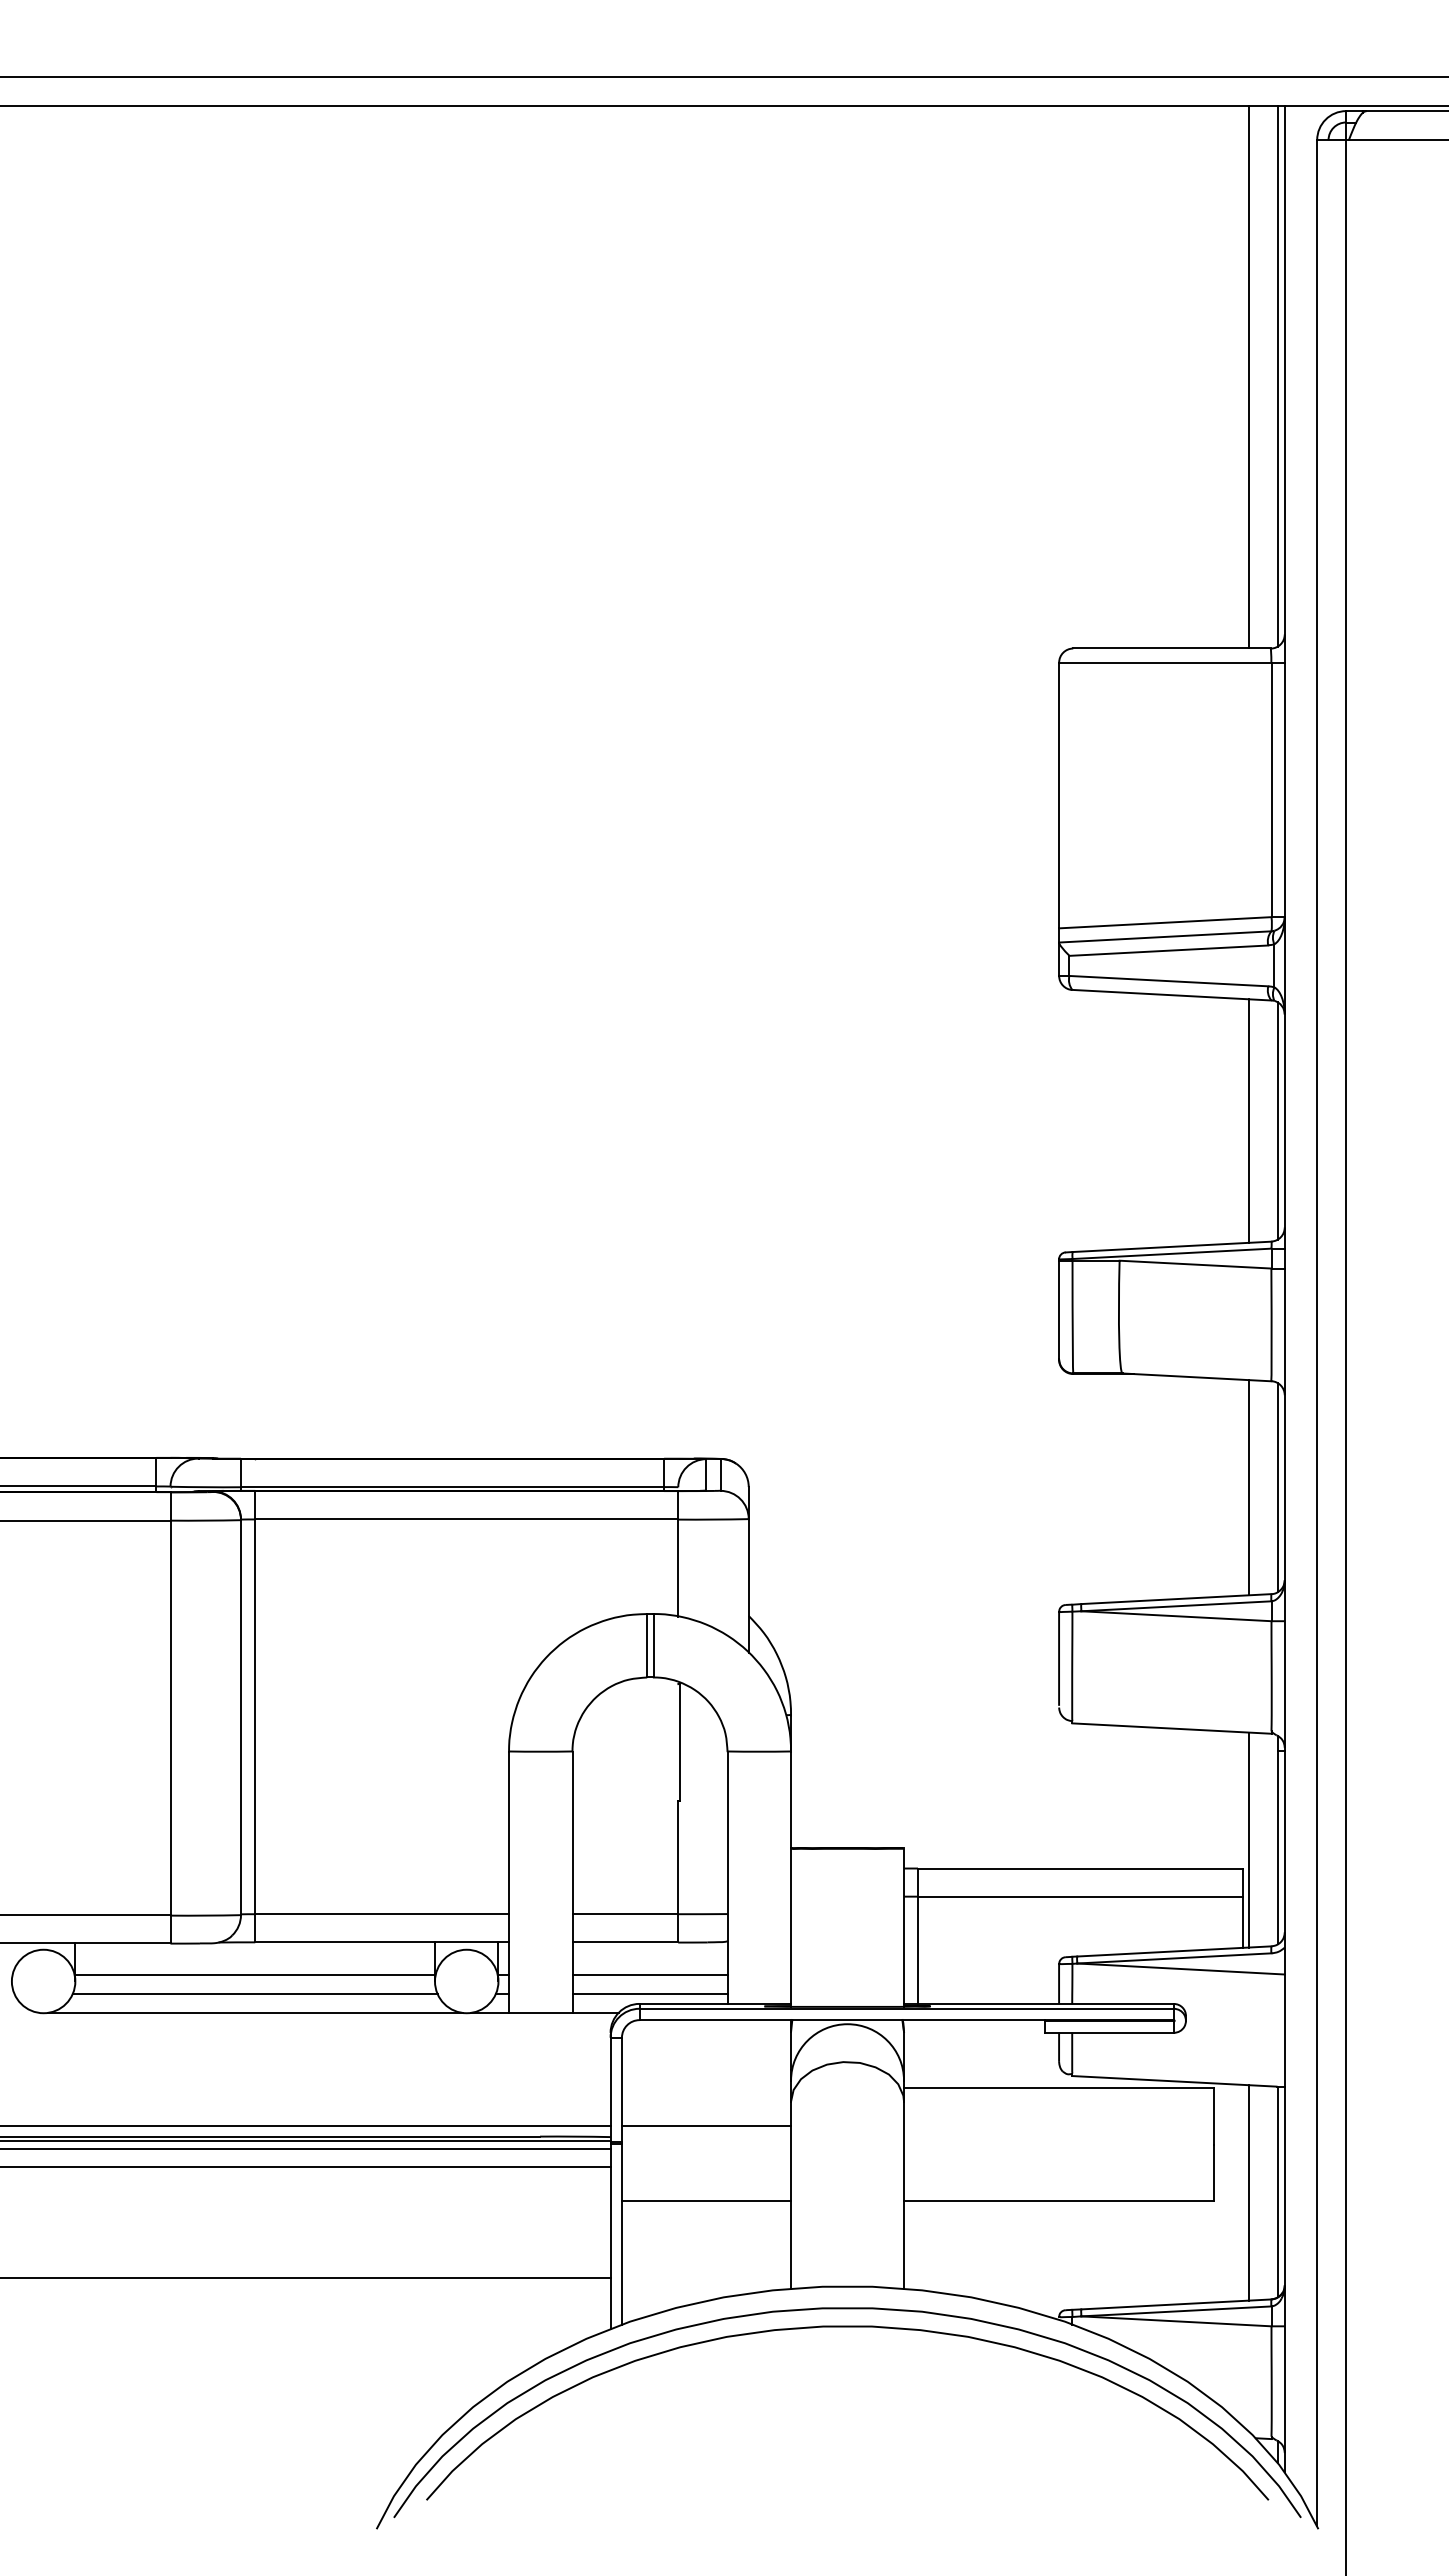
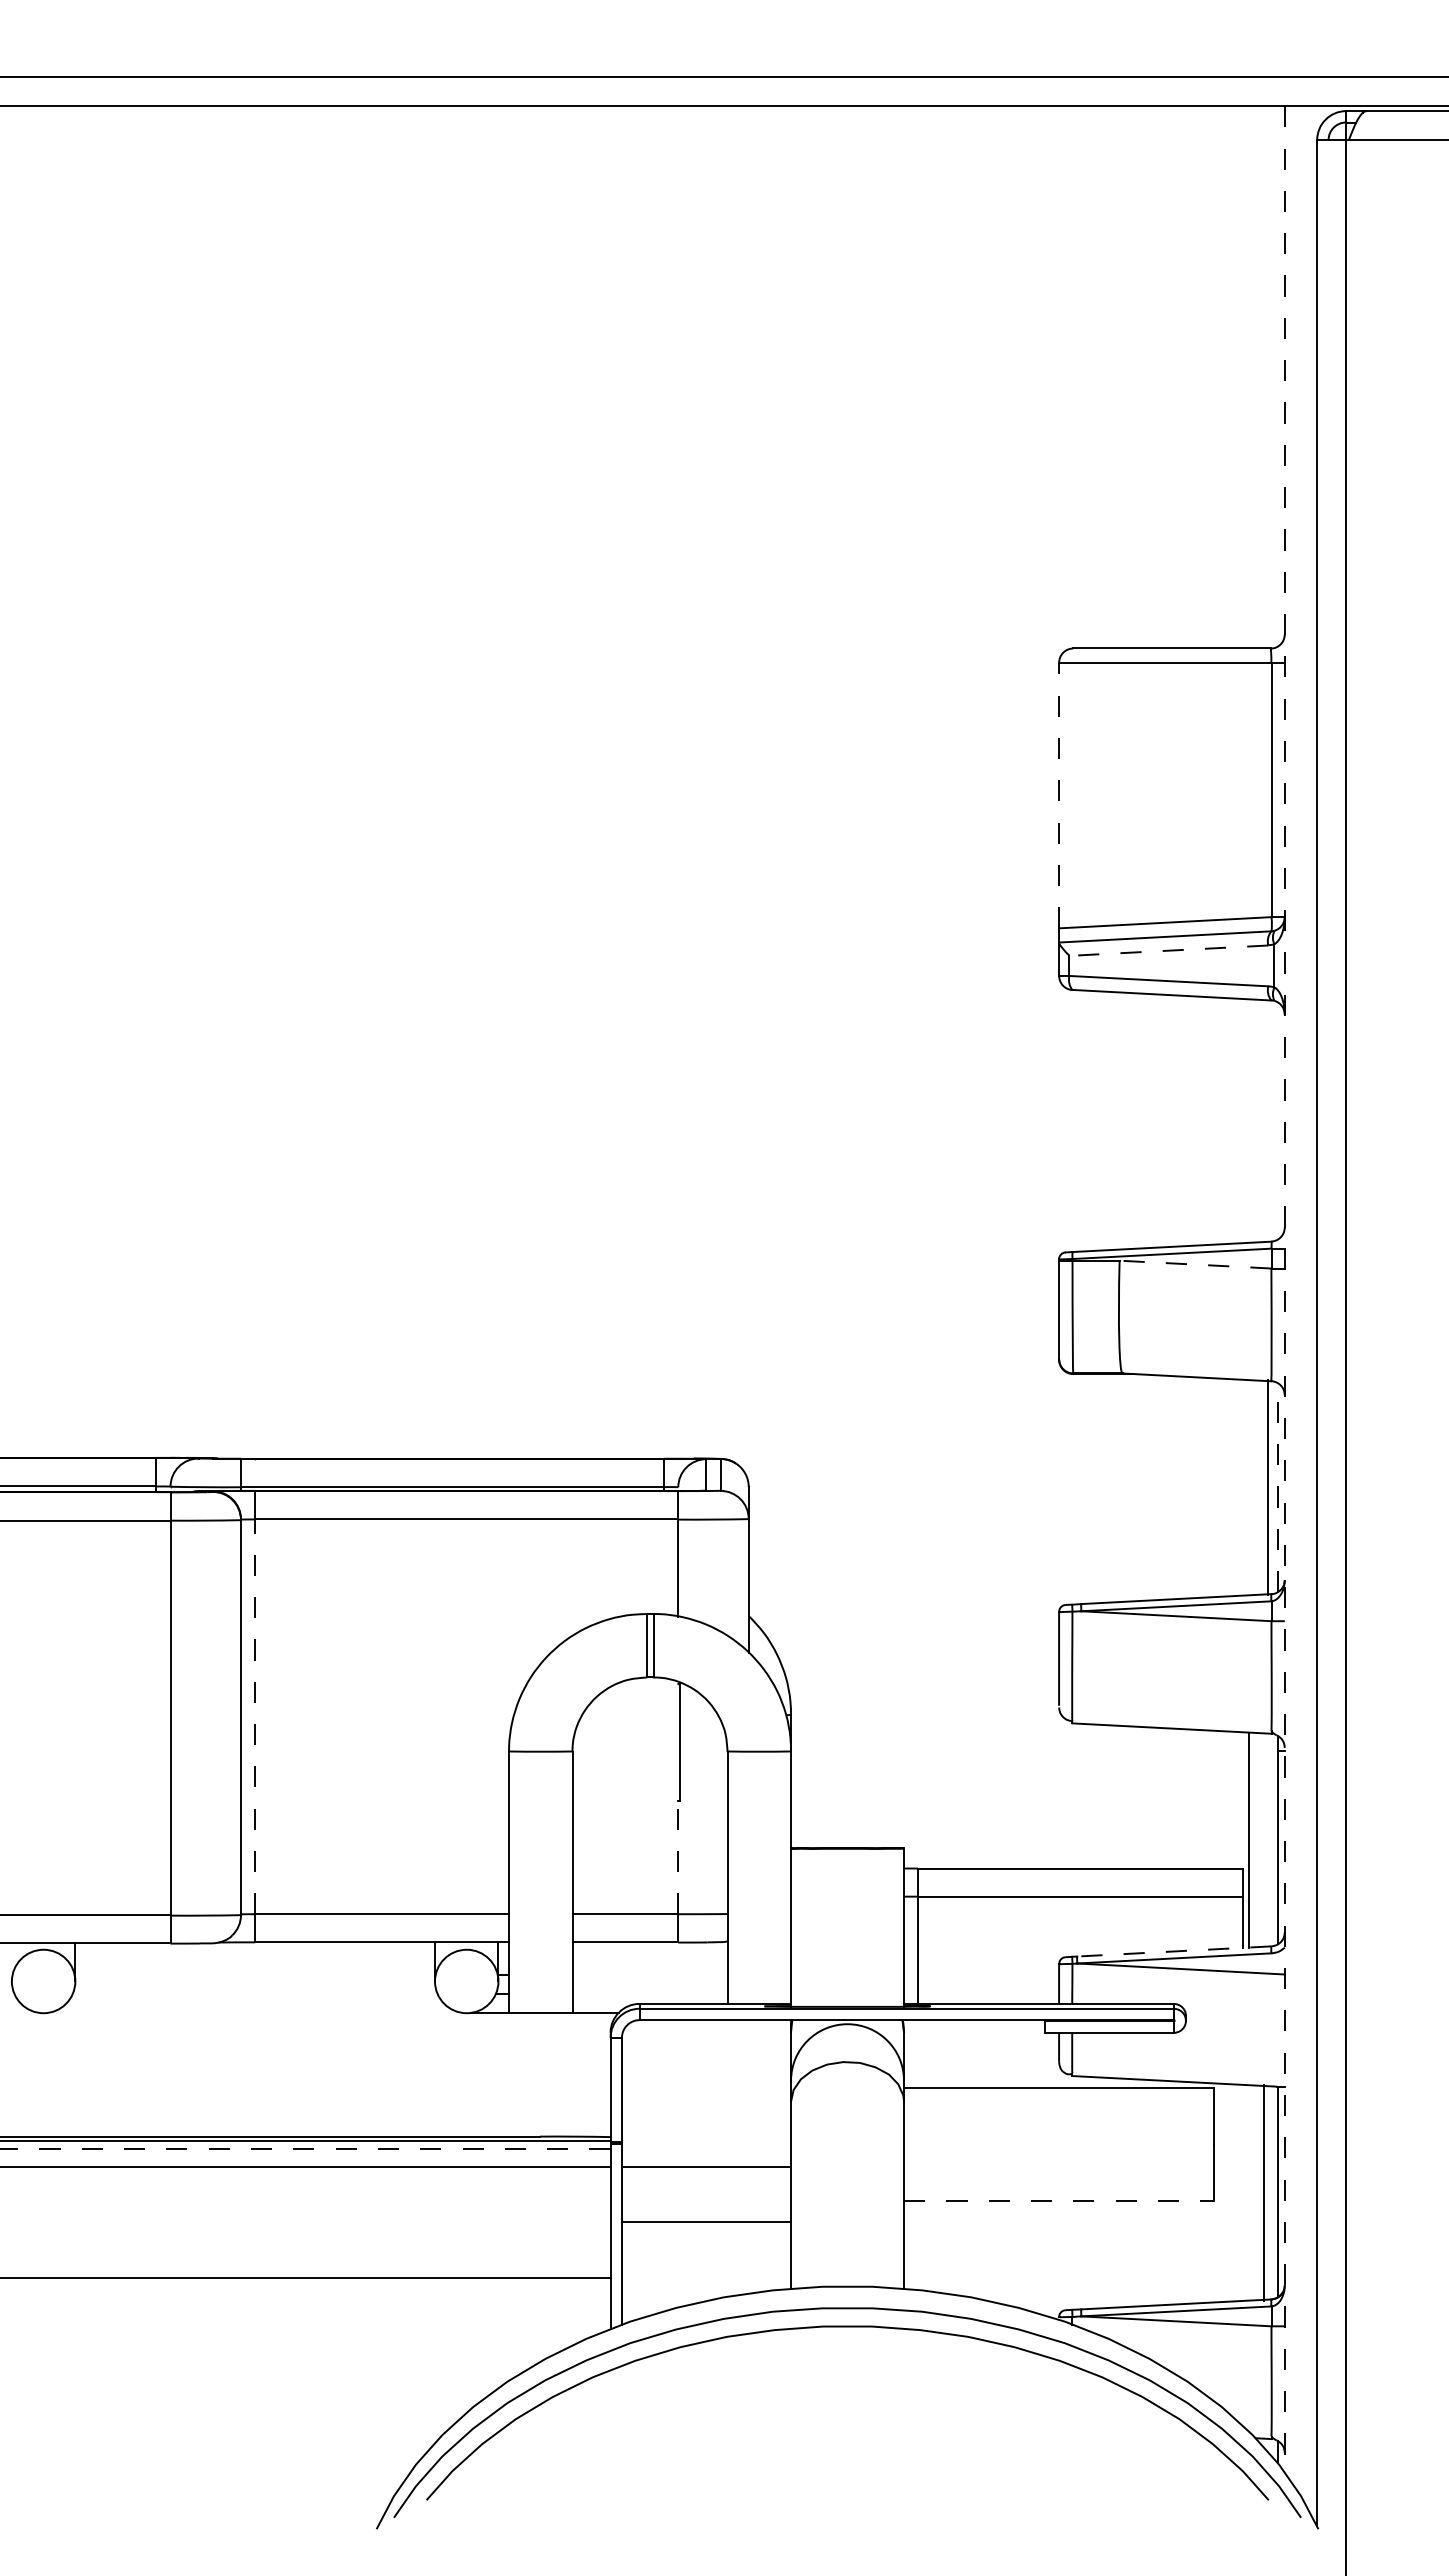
line: present -> none (1277, 376)
line: present -> none (1248, 377)
line: solid -> dashed (1059, 795)
line: solid -> dashed (1168, 950)
line: present -> none (1248, 1120)
line: present -> none (1277, 1120)
line: solid -> dashed (1195, 1264)
line: solid -> dashed (1284, 1289)
line position: (1248, 1487) -> (1267, 1487) (1267, 1487)
line: solid -> dashed (1277, 1487)
line: solid -> dashed (255, 1716)
line: solid -> dashed (678, 1857)
line: solid -> dashed (1173, 1951)
line: present -> none (255, 1975)
line: present -> none (649, 1975)
line: present -> none (254, 1993)
line: present -> none (649, 1993)
line: present -> none (254, 2013)
line: present -> none (306, 2125)
line position: (706, 2125) -> (706, 2166) (706, 2166)
line: solid -> dashed (305, 2148)
line position: (1248, 2192) -> (1263, 2192) (1263, 2192)
line position: (706, 2200) -> (706, 2221) (706, 2221)
line: solid -> dashed (1059, 2200)
